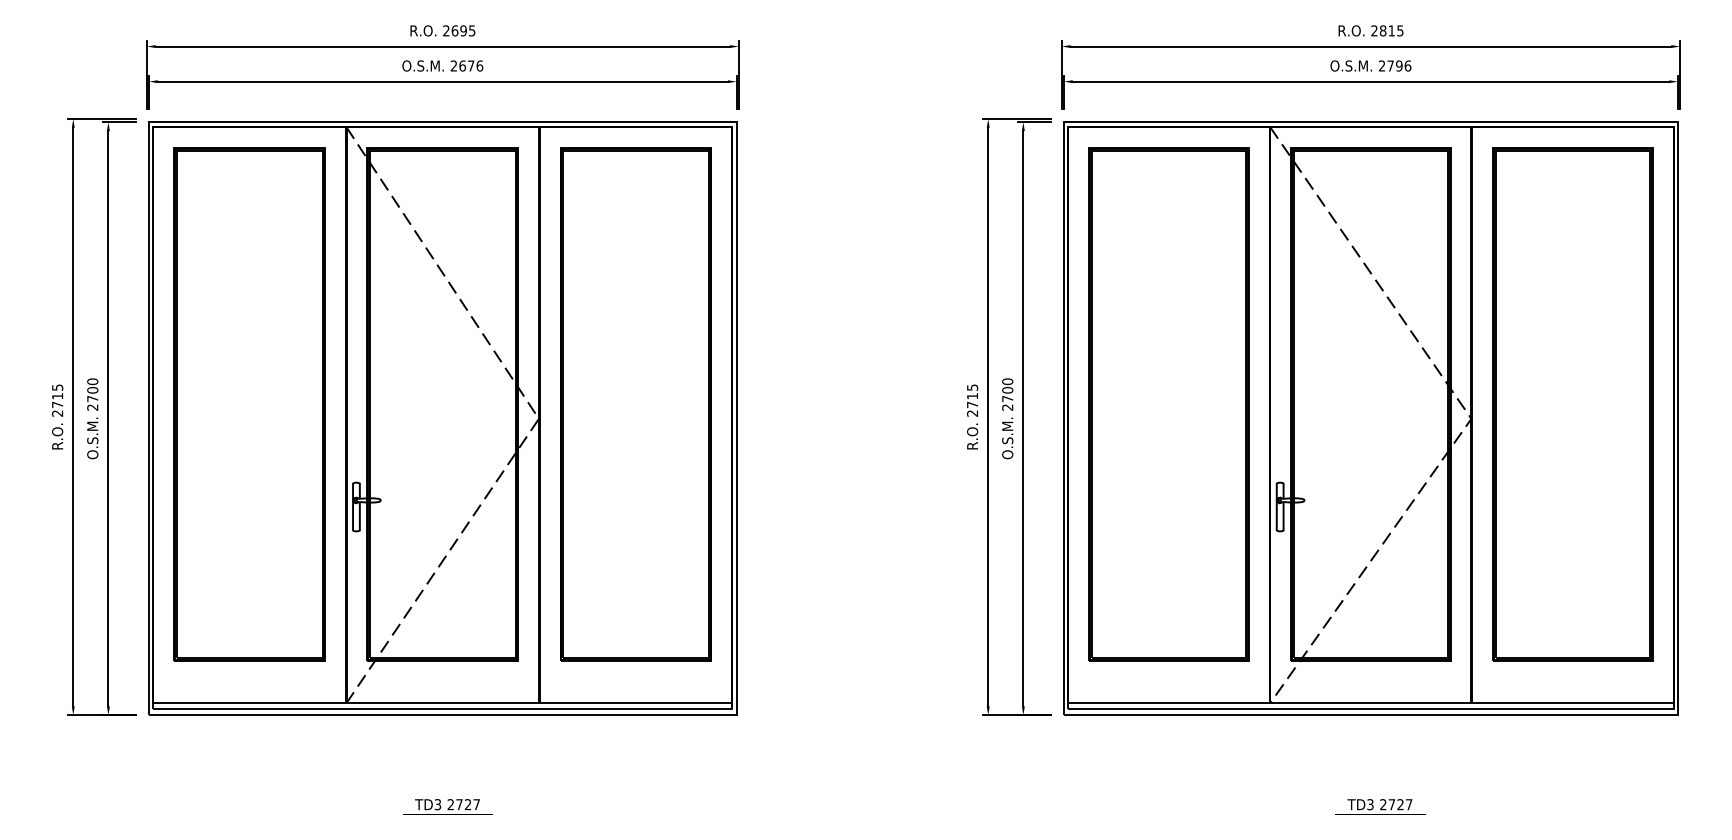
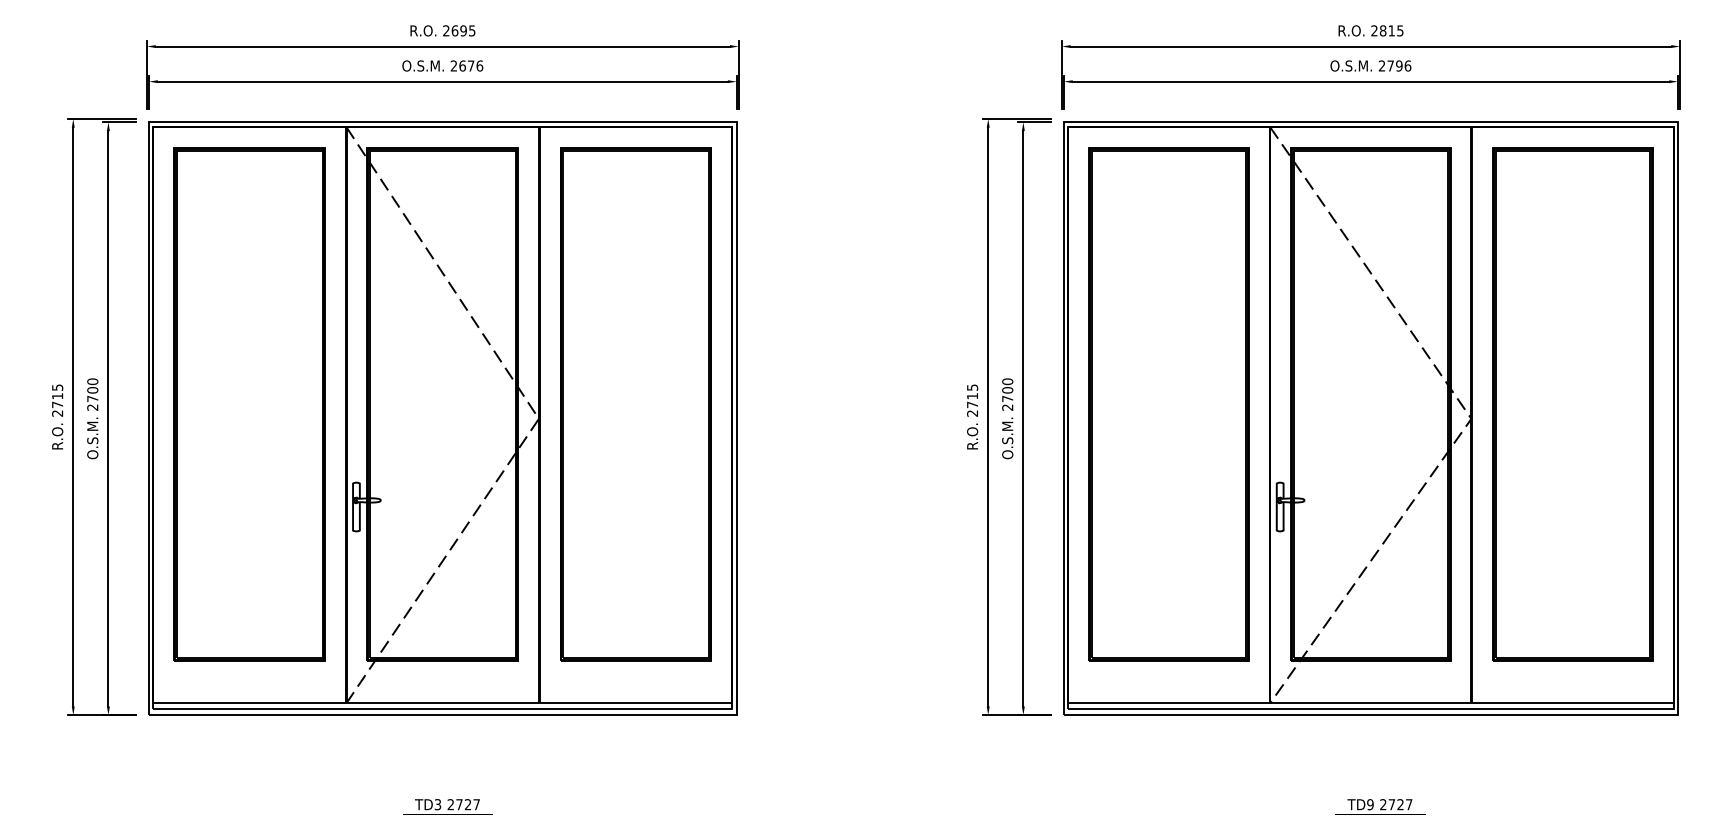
text: TD3 -> TD9 (1370, 804)
